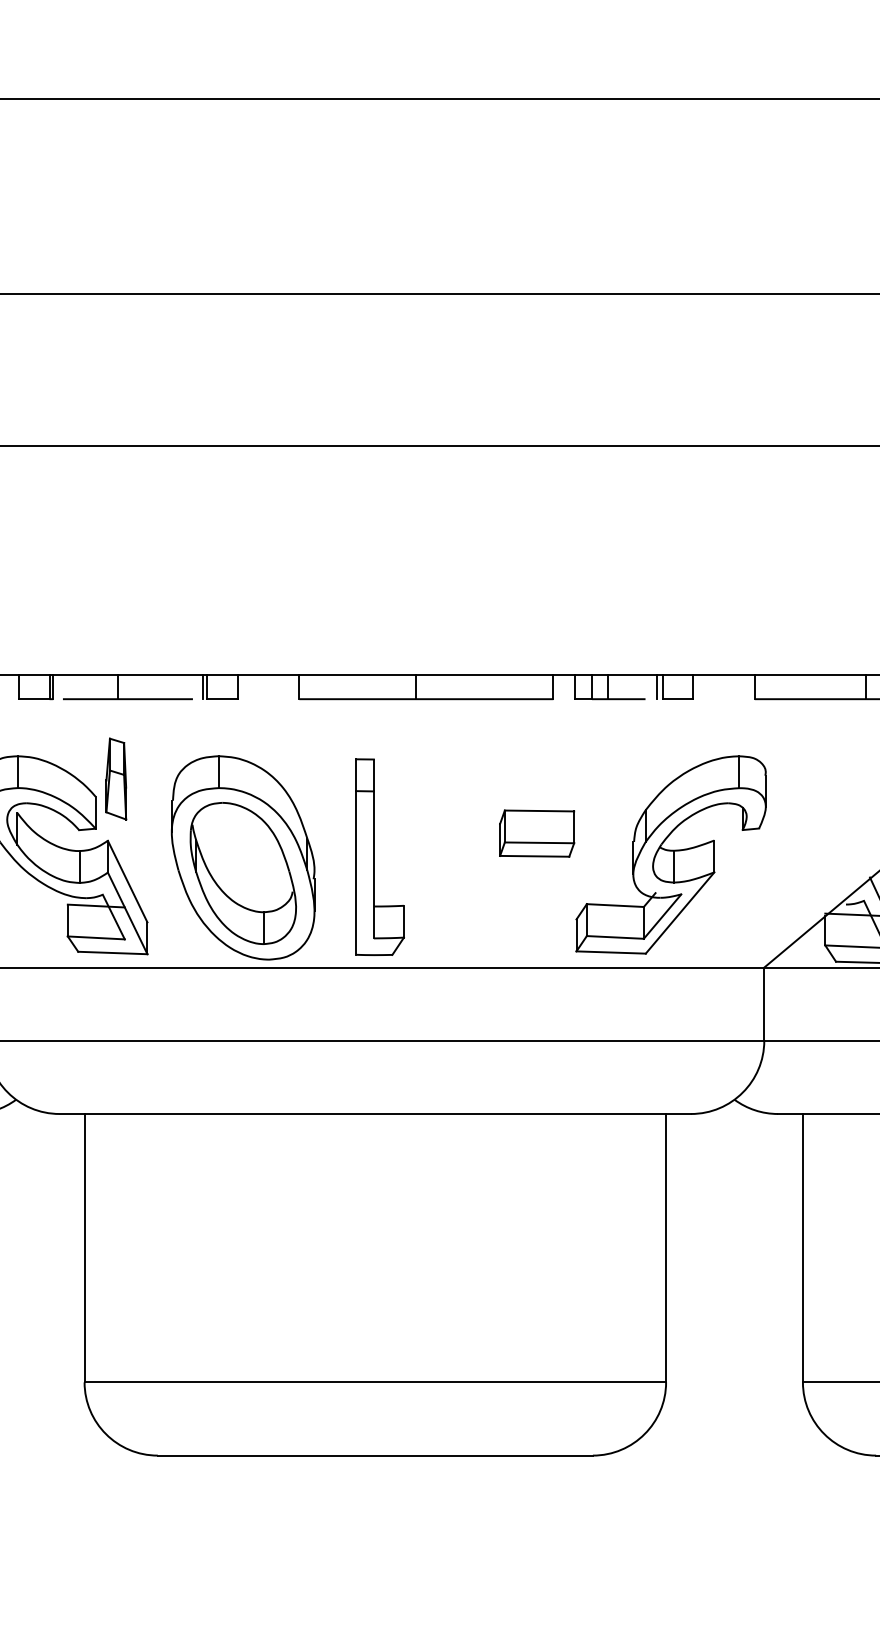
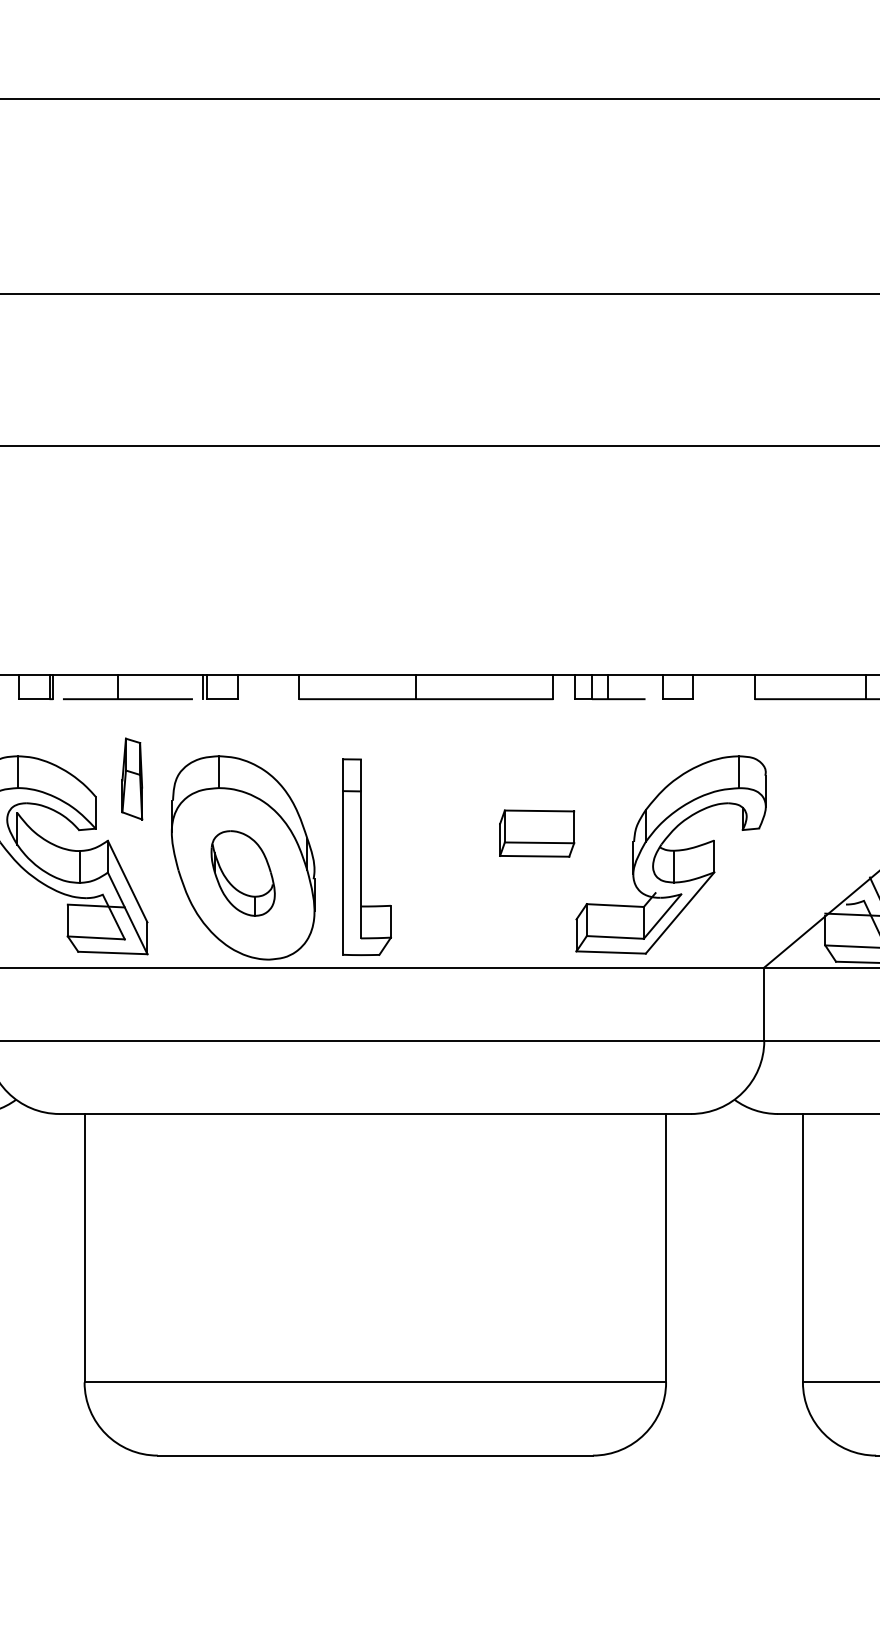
line: present -> none (657, 686)
part position: (116, 778) -> (132, 778) (132, 778)
part position: (379, 856) -> (366, 856) (366, 856)
part size: 108x143 px -> 66x87 px (242, 873)
